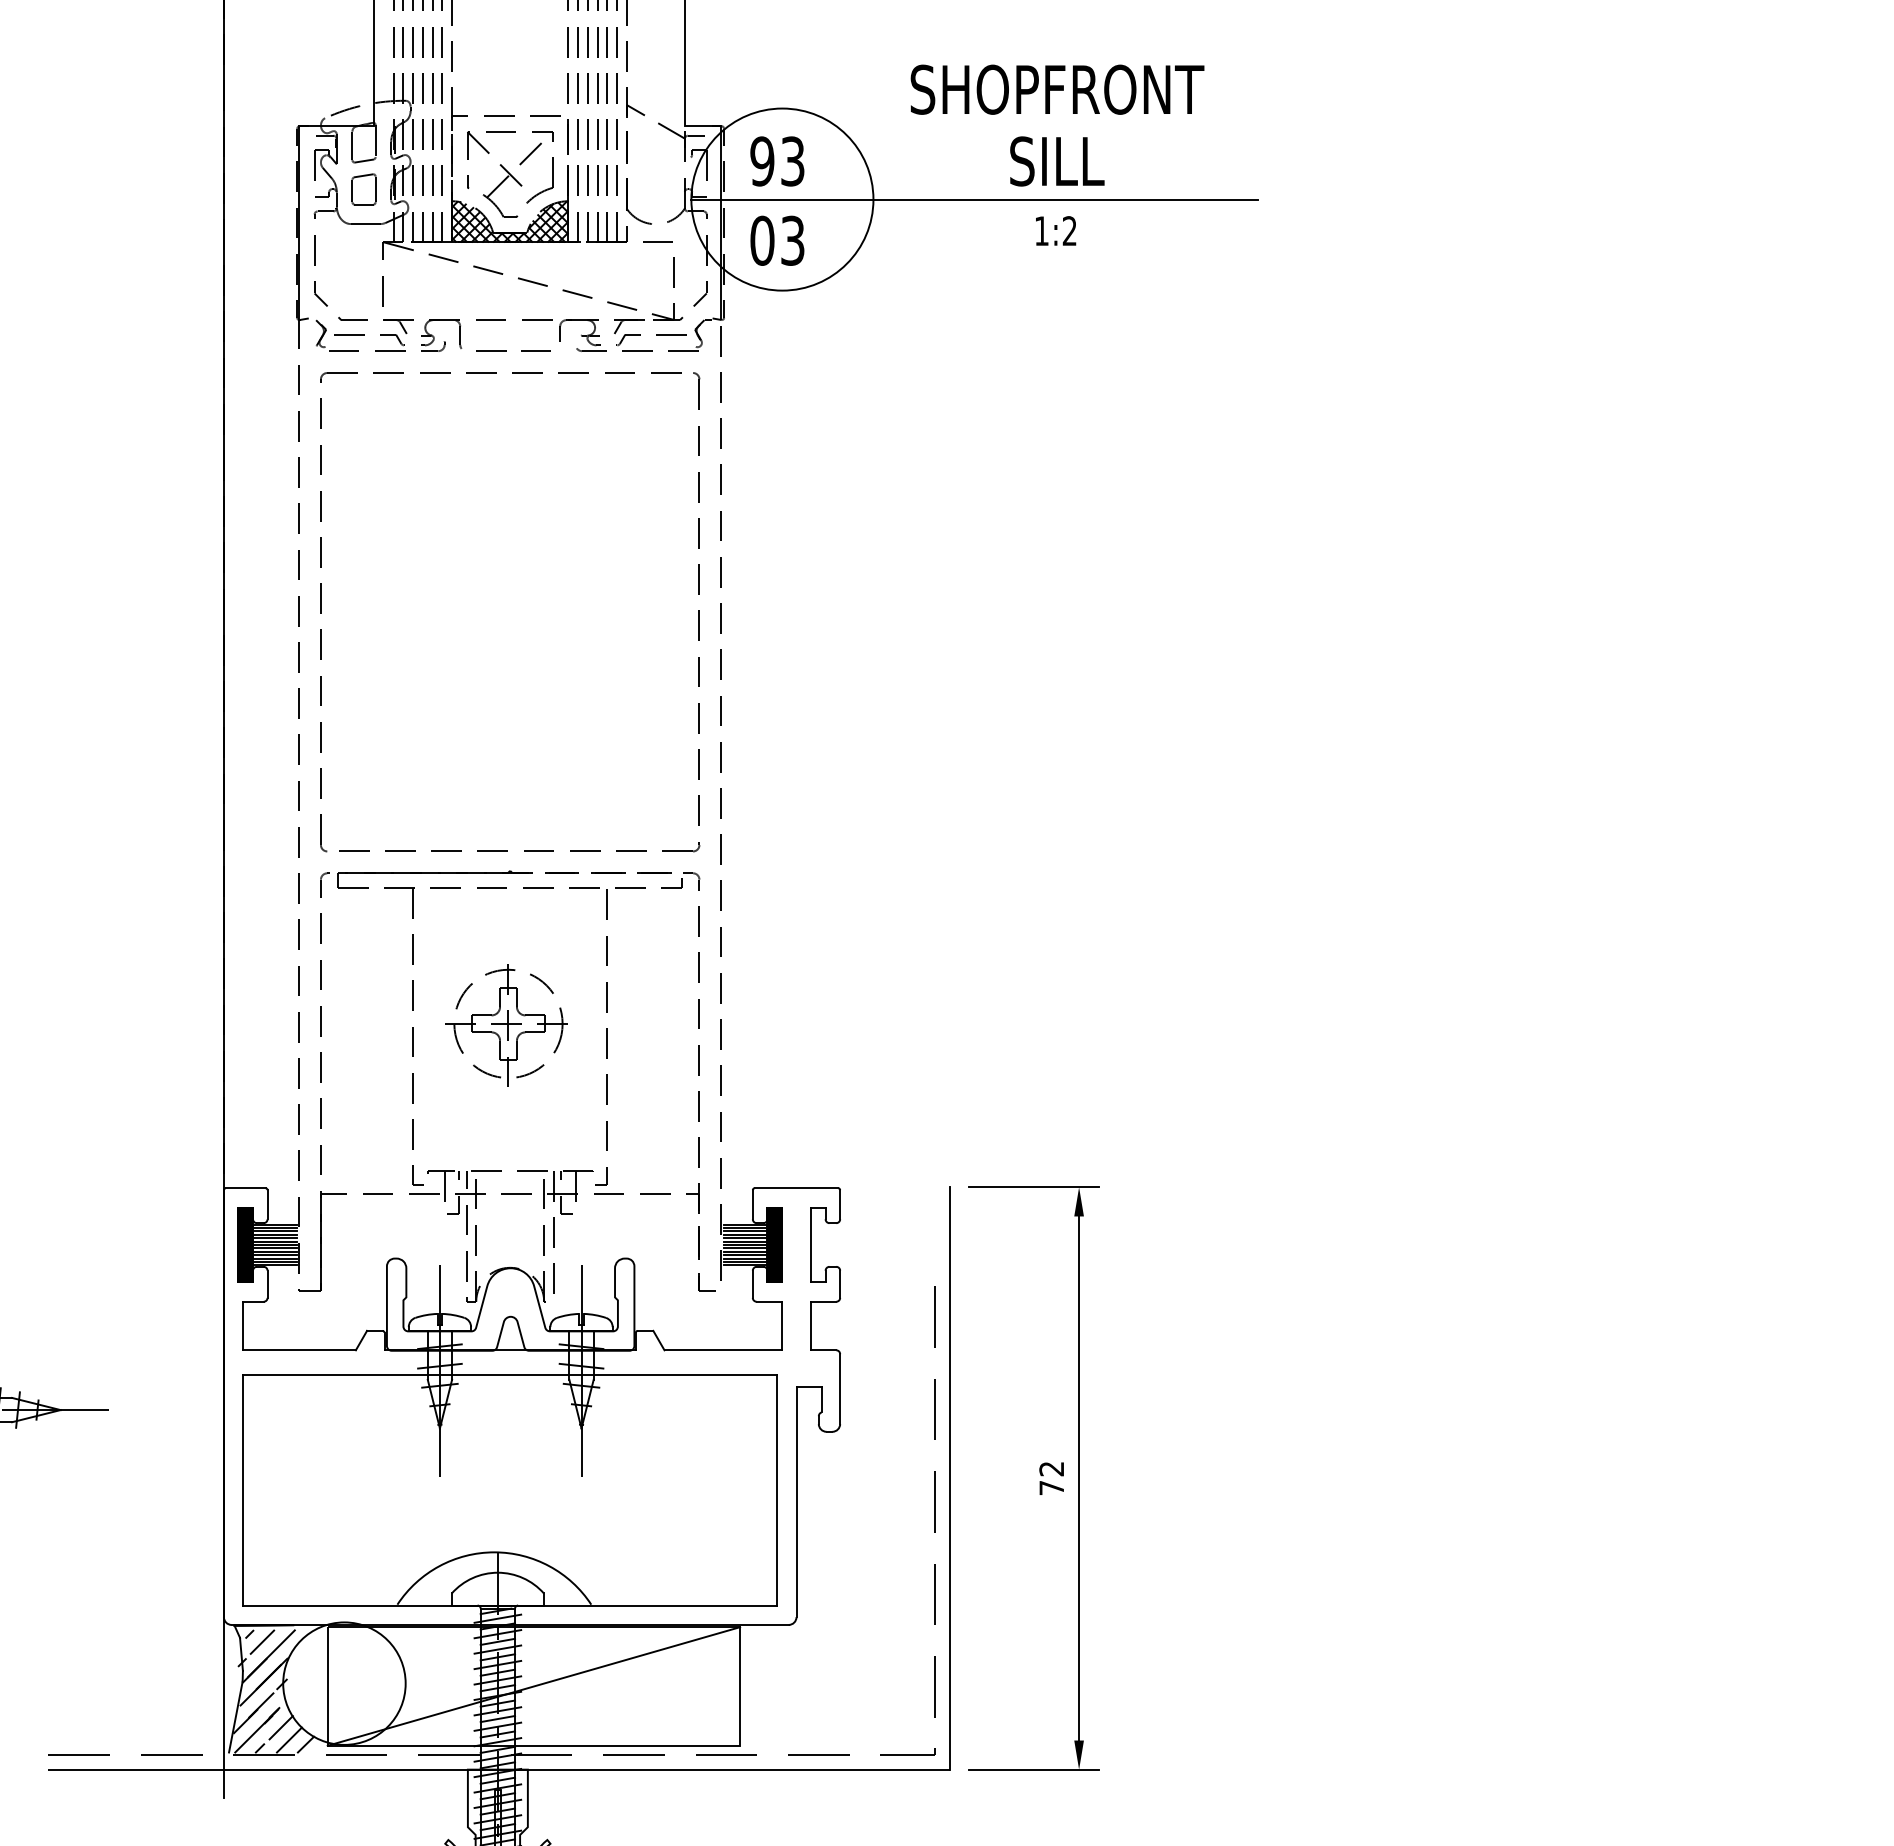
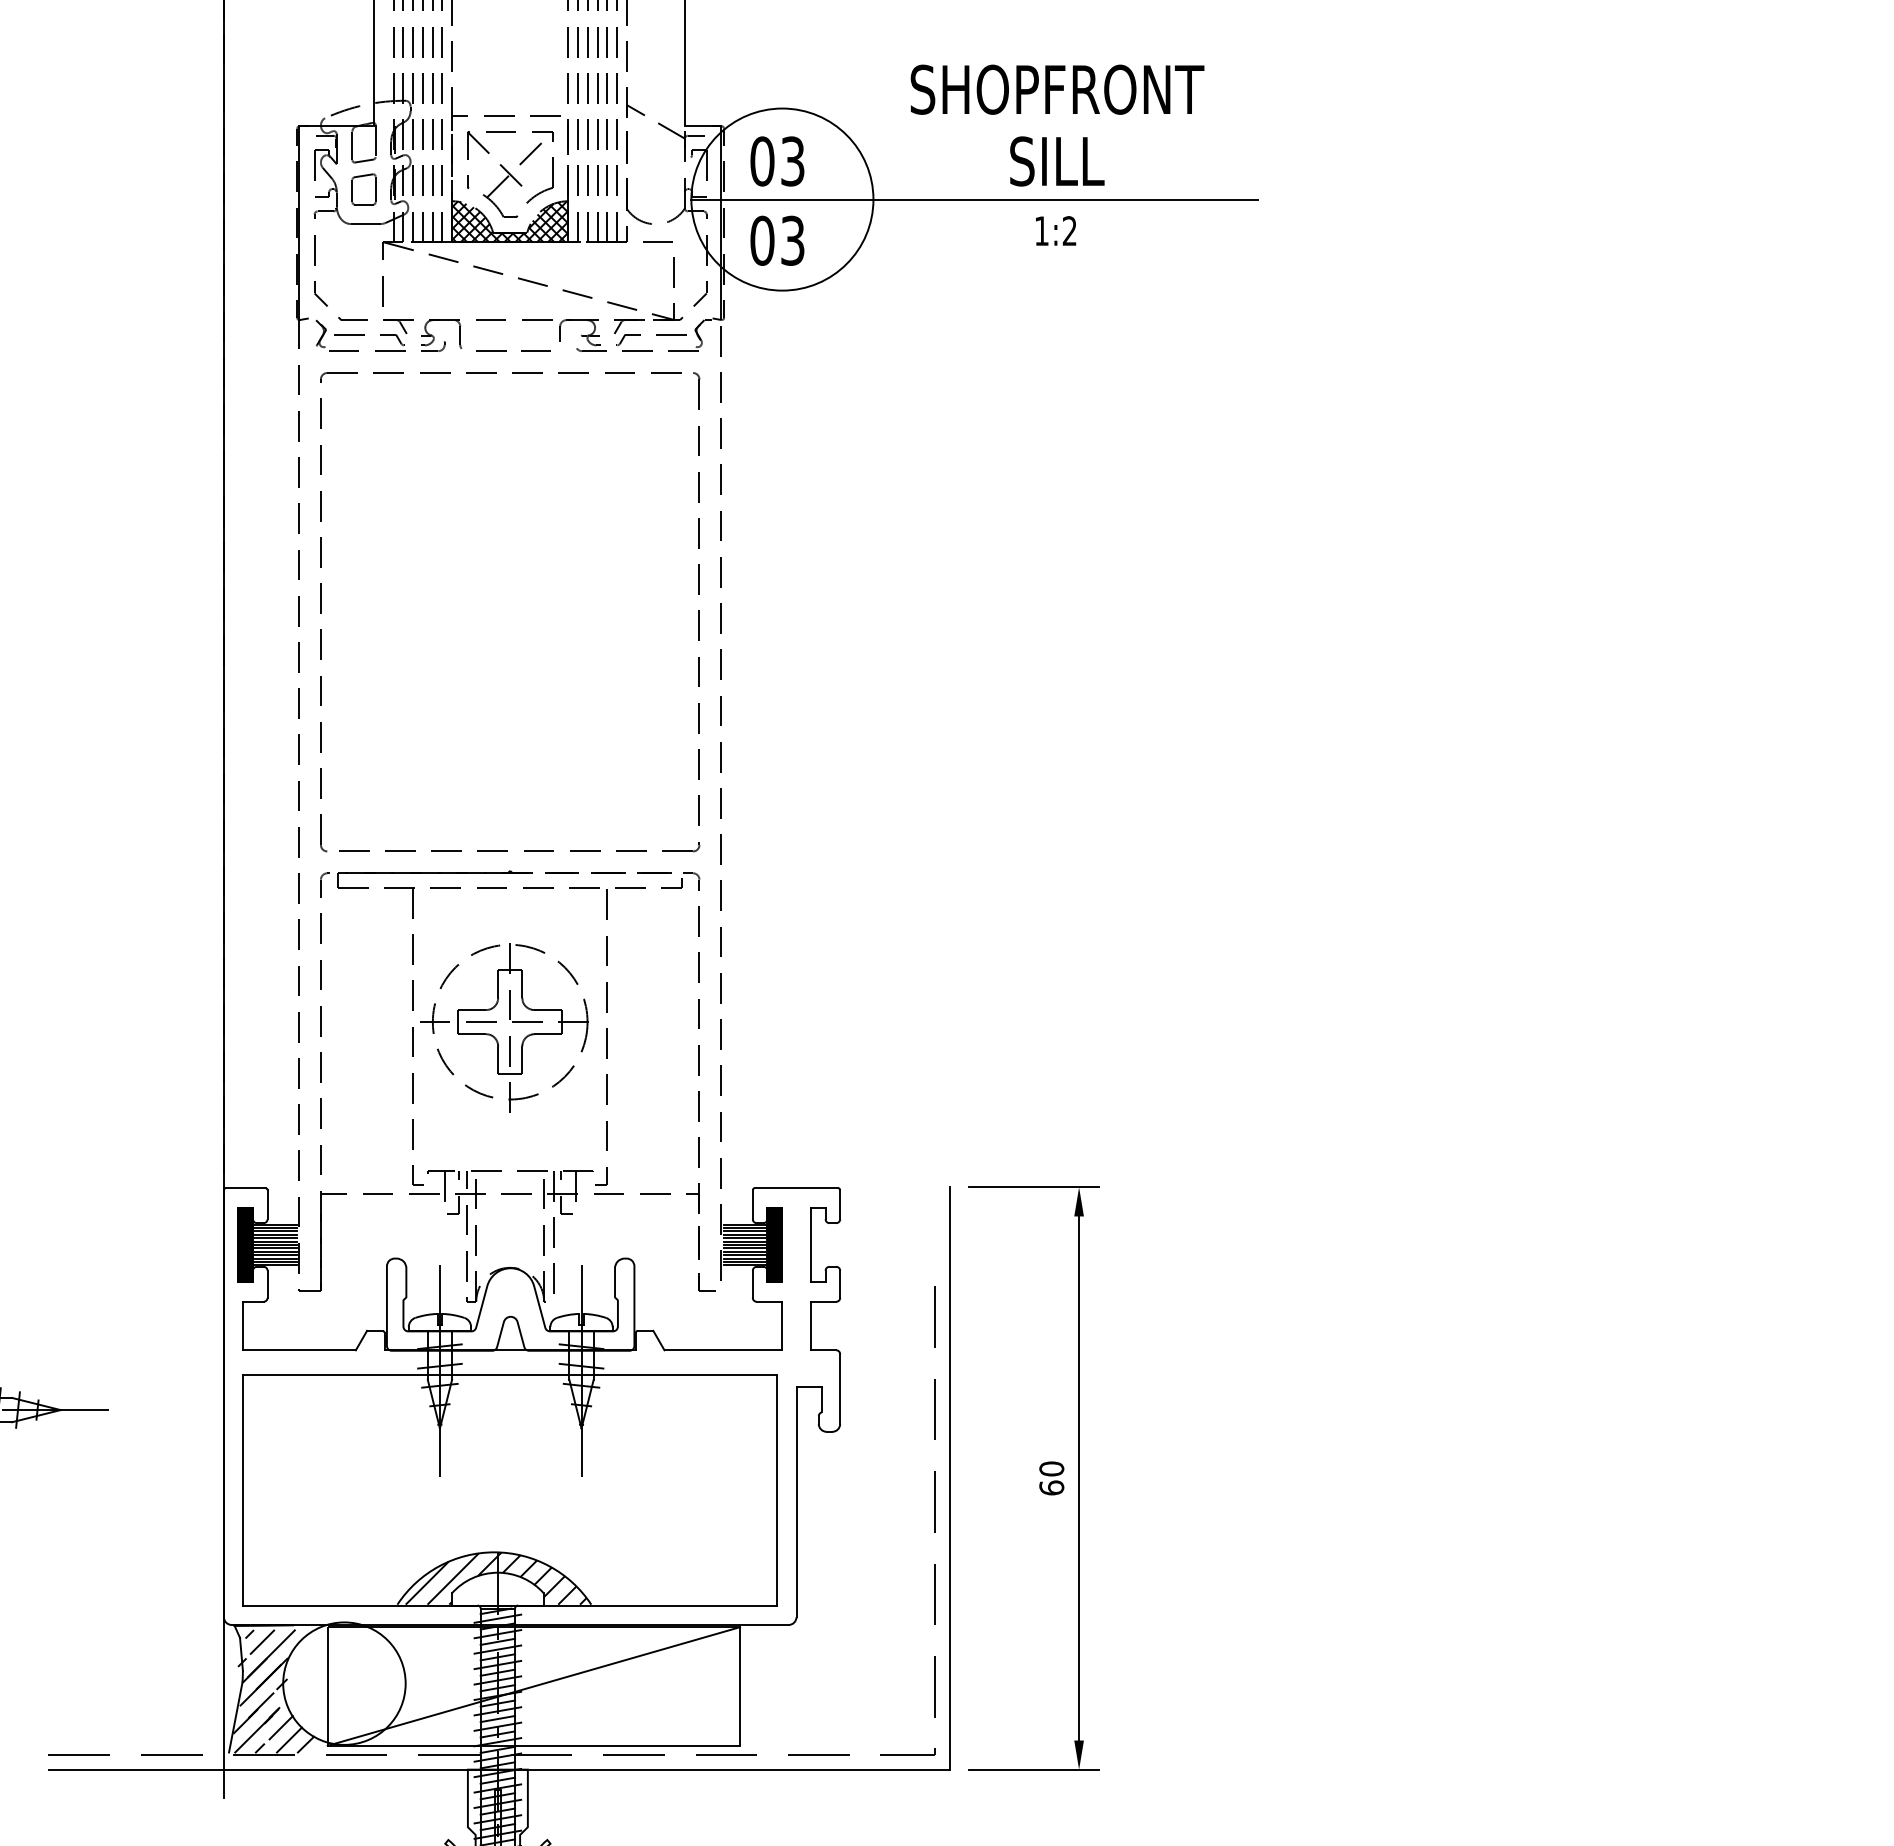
text: 93 -> 03 (762, 161)
part size: 123x123 px -> 169x170 px (504, 1027)
text: 72 -> 60 (1051, 1478)
hatch: none -> present (495, 1578)
